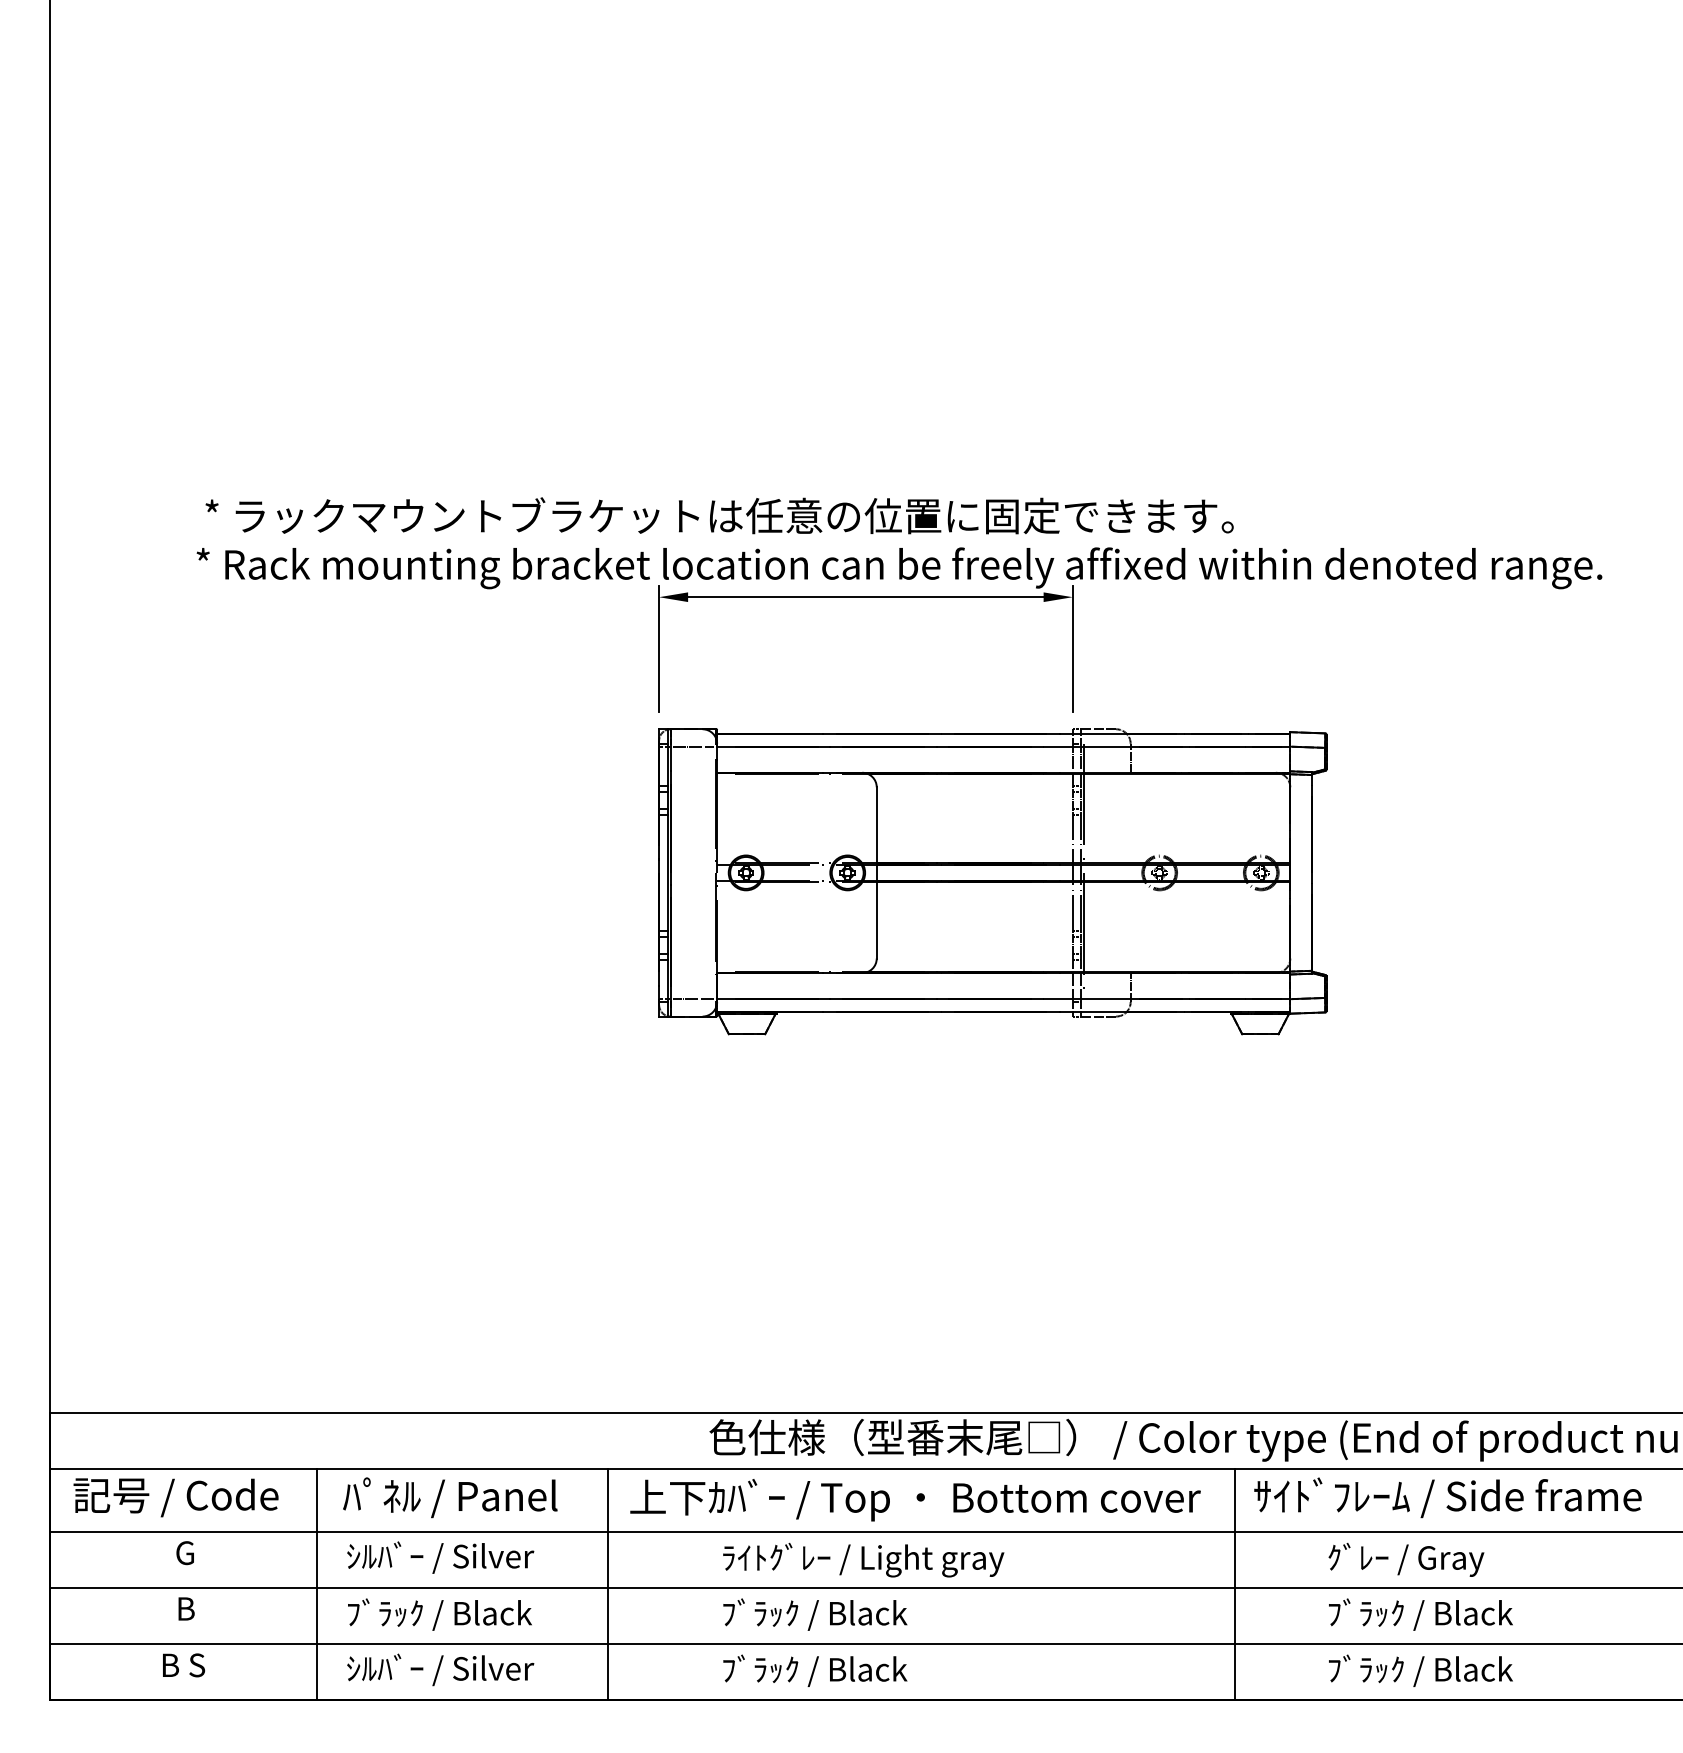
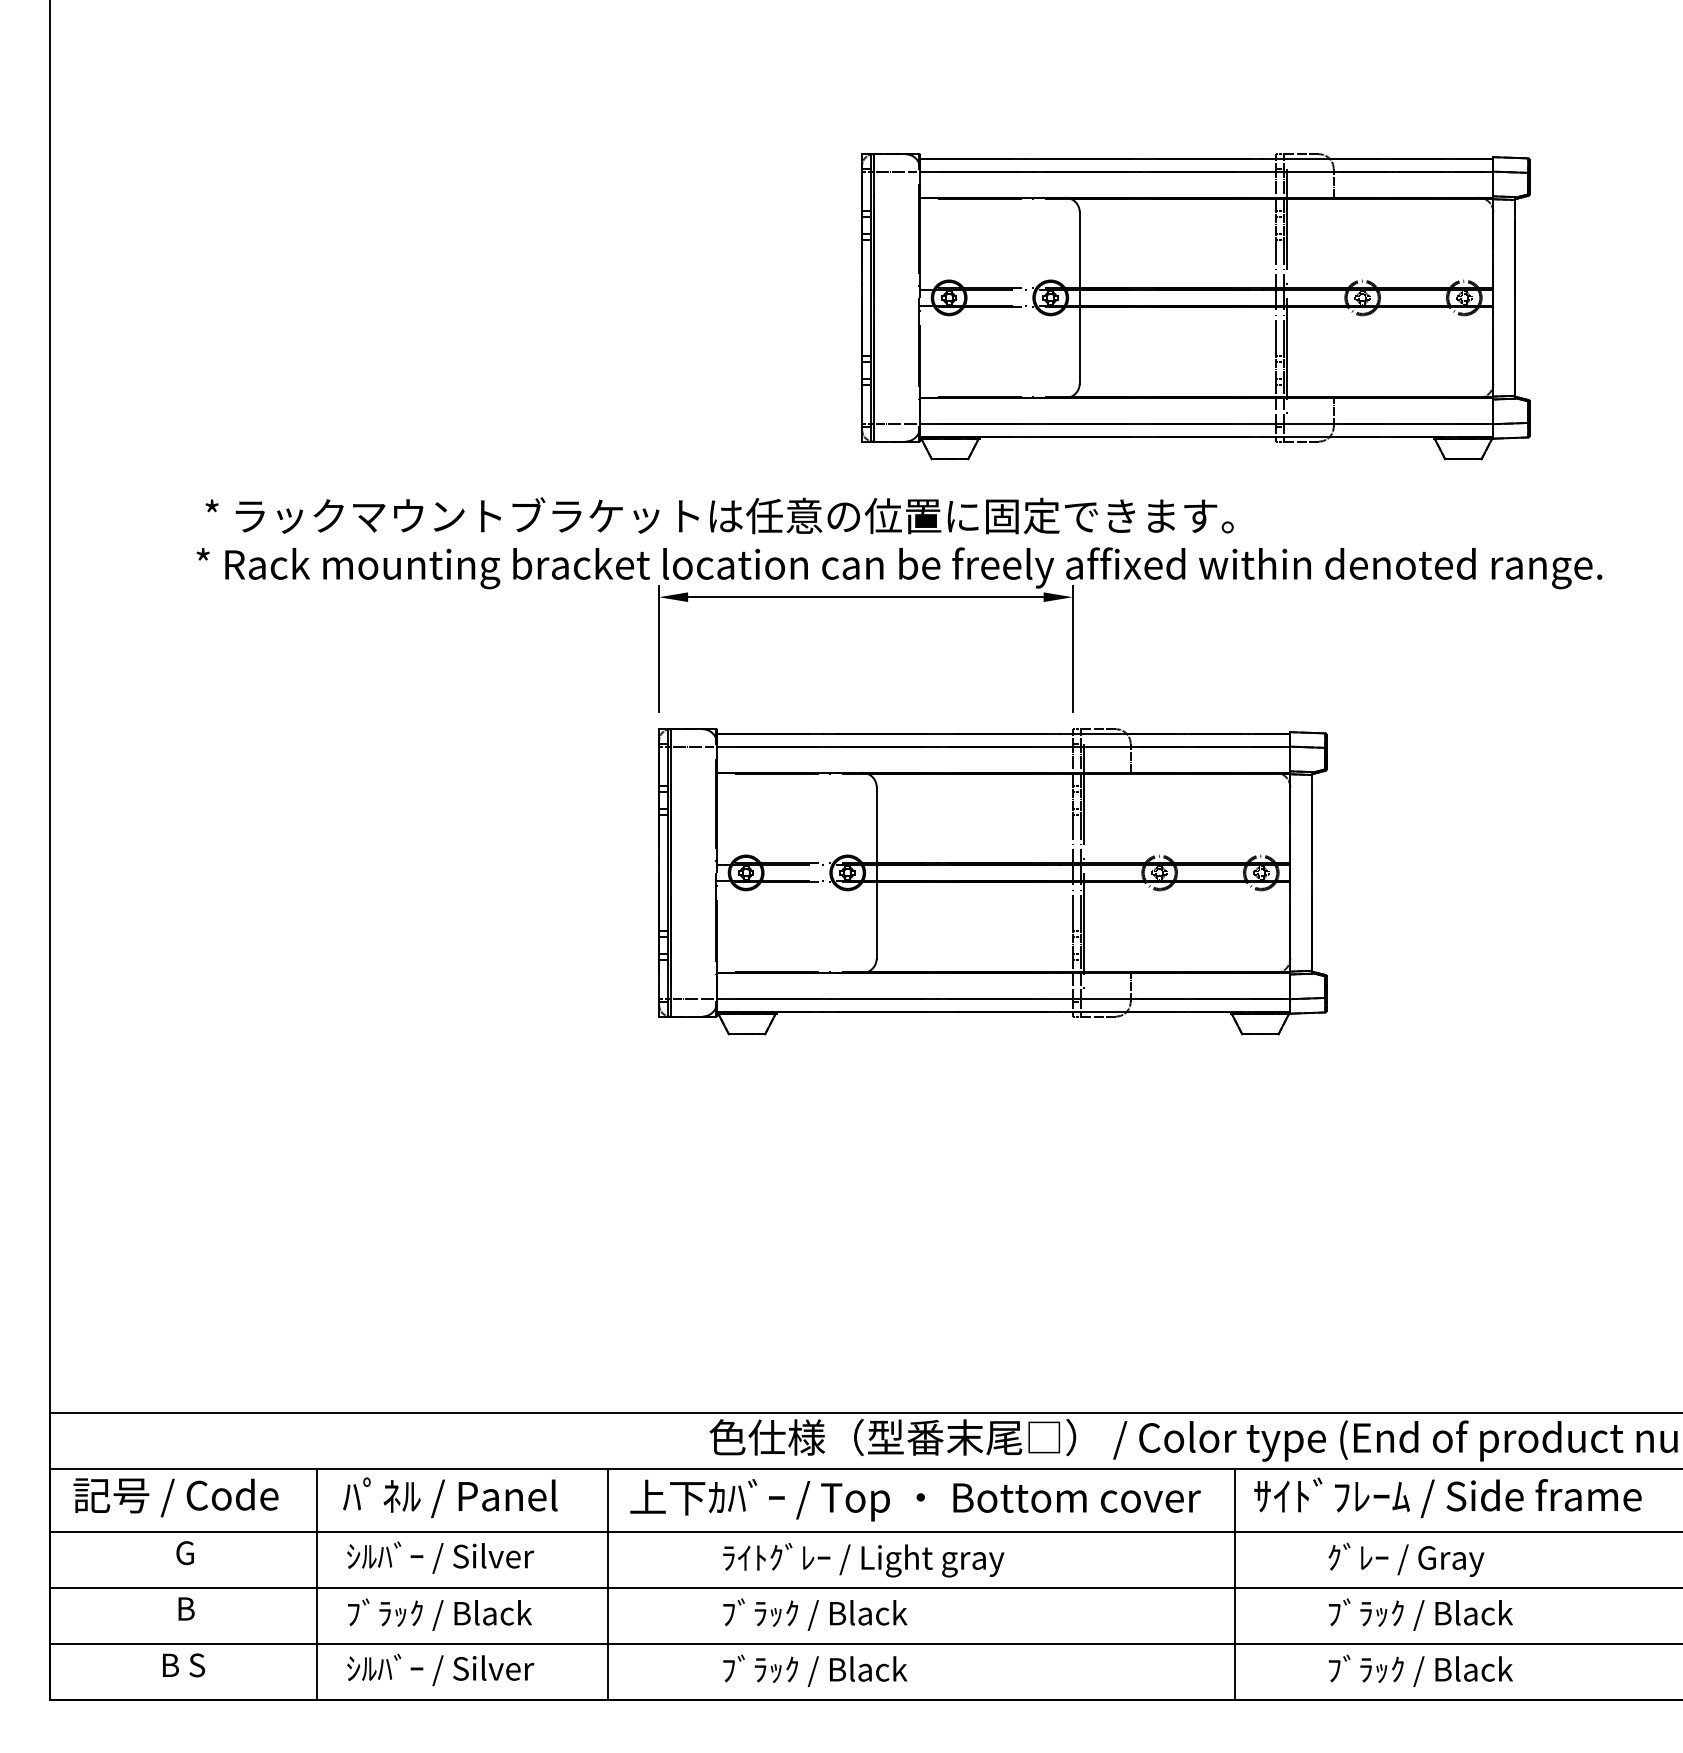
part: none -> present (1195, 306)
